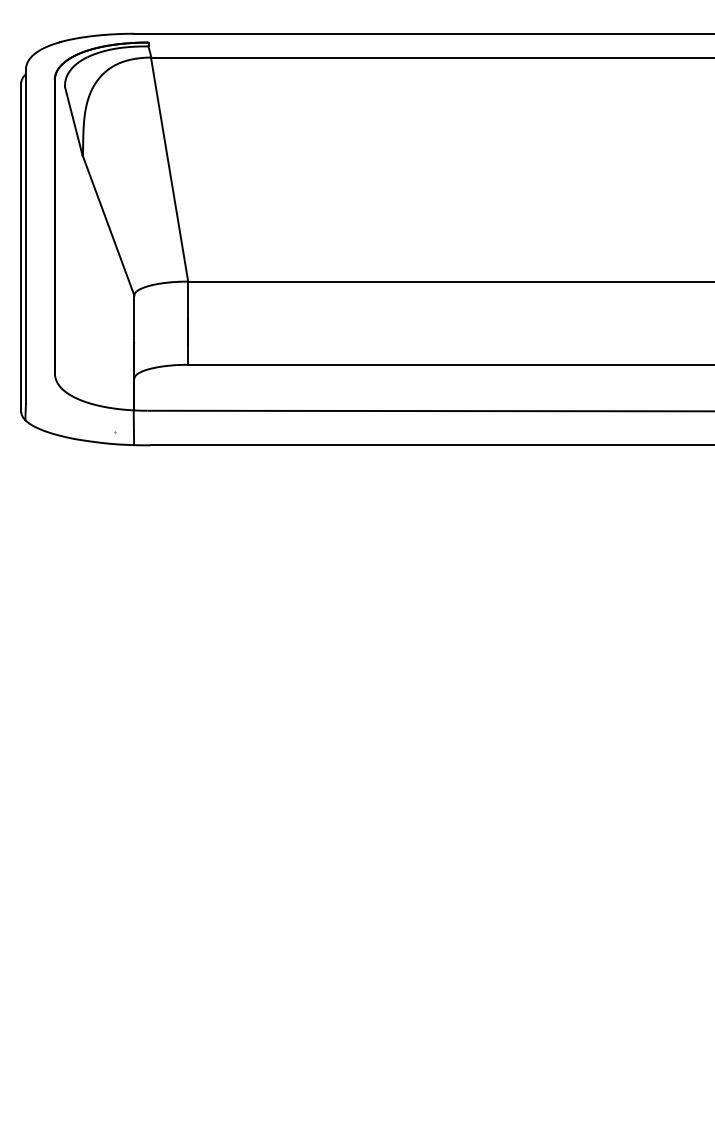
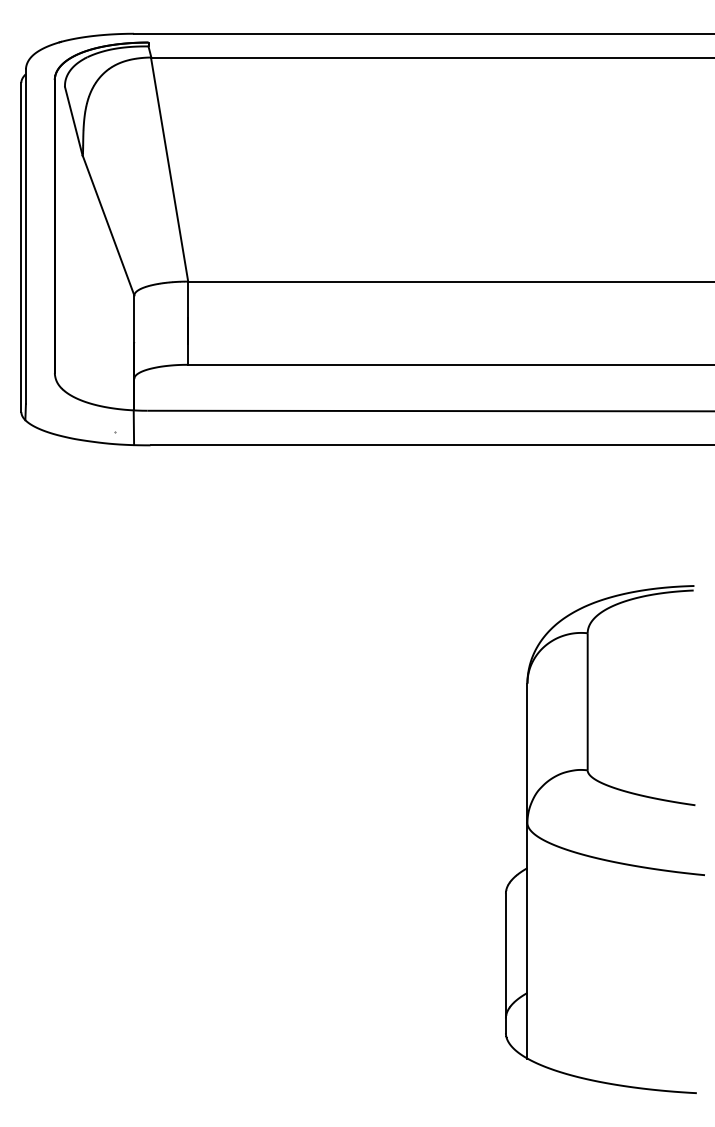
part: none -> present (599, 857)
